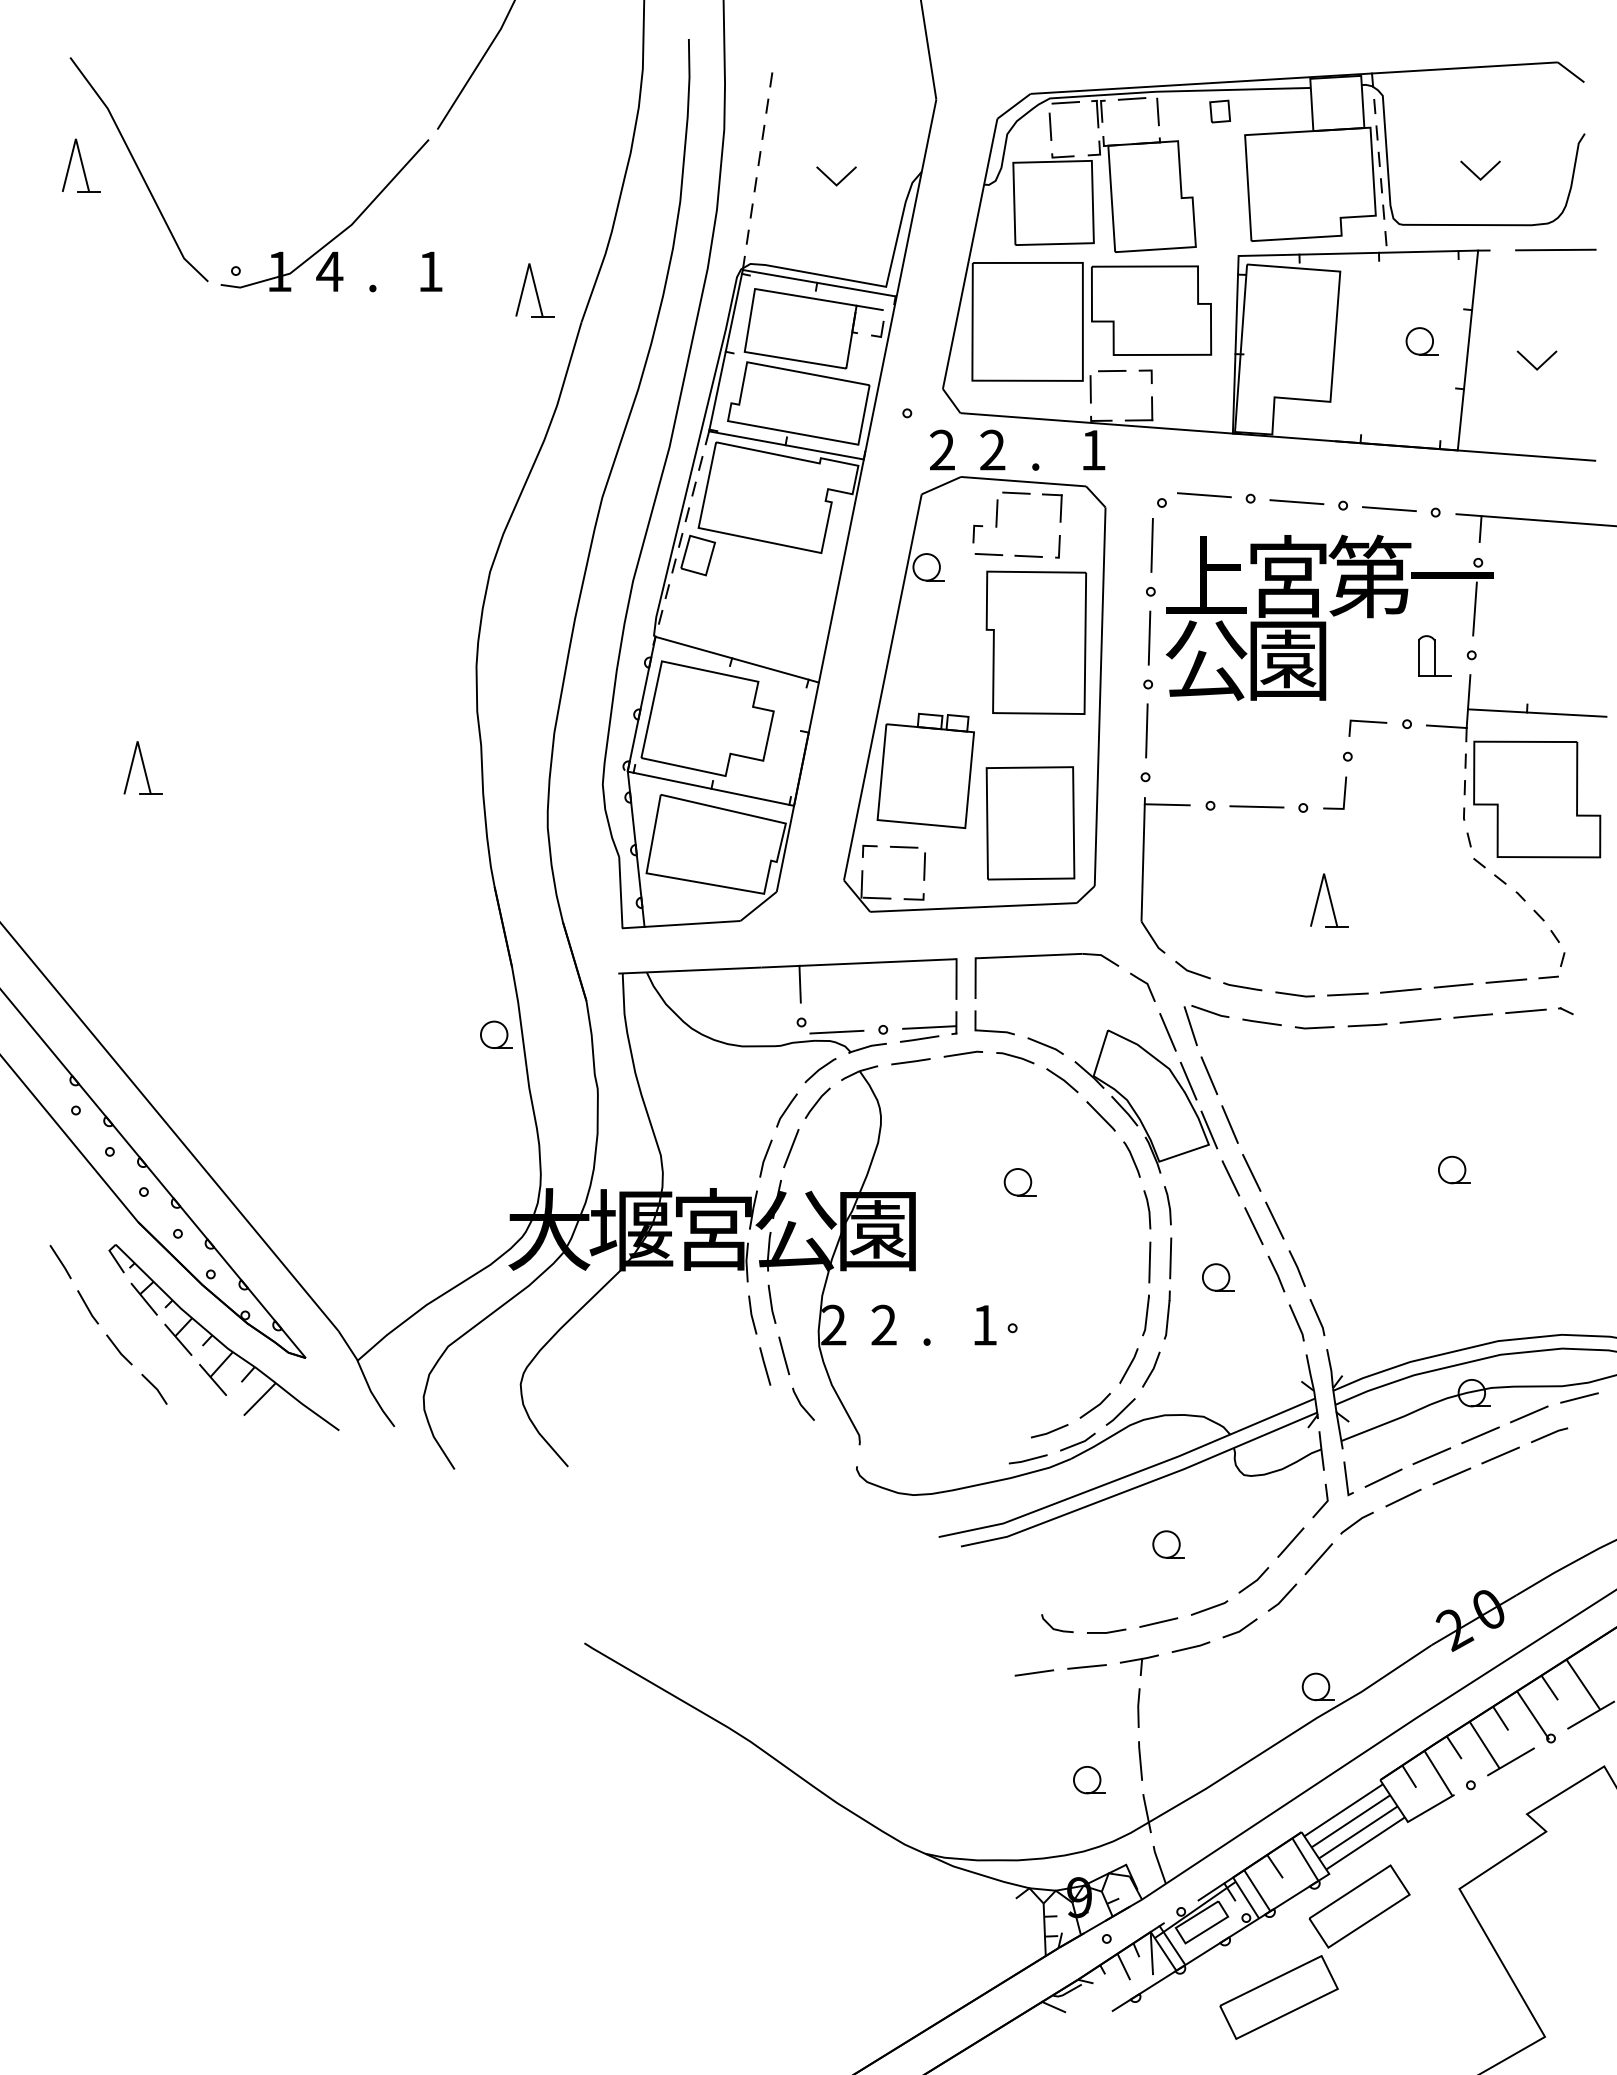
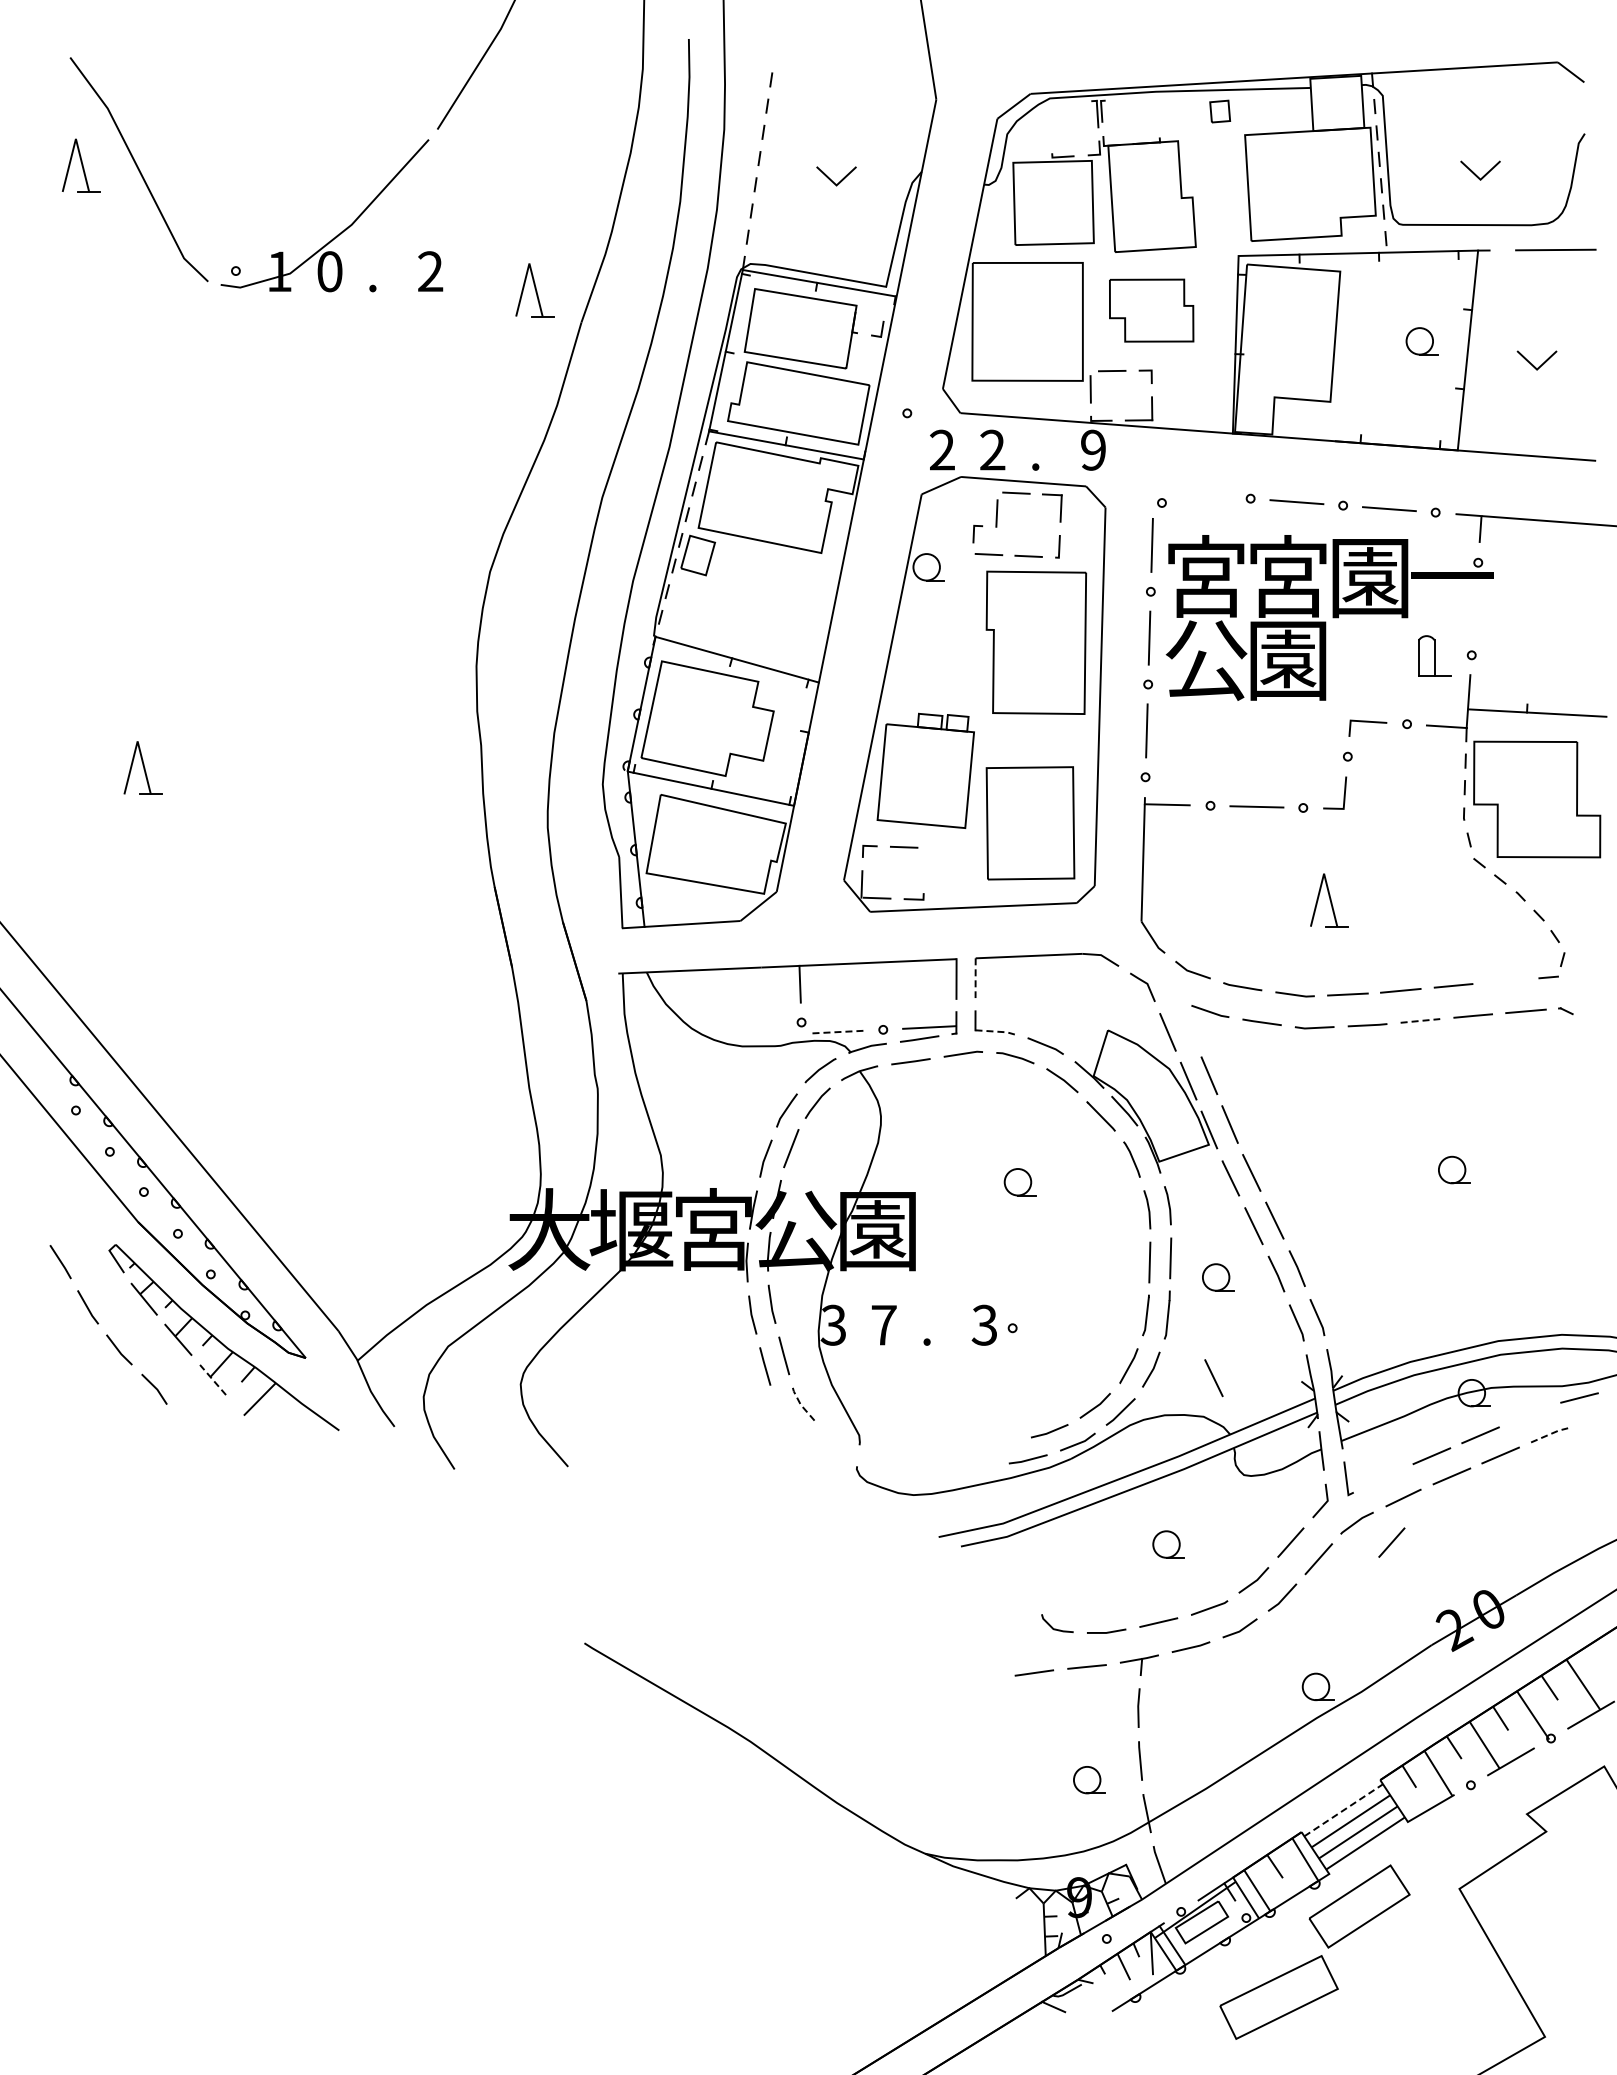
line: present -> none (1131, 98)
line: present -> none (1065, 102)
line: present -> none (1157, 111)
line: present -> none (1050, 126)
text: 4 -> 0 (329, 271)
text: 1 -> 2 (430, 271)
line: present -> none (869, 307)
part size: 122x91 px -> 86x65 px (1151, 310)
text: 1 -> 9 (1093, 449)
line: present -> none (1203, 495)
text: 上 -> 宮 (1206, 576)
text: 第 -> 園 (1369, 576)
line: present -> none (1474, 608)
line: present -> none (924, 866)
line: solid -> dashed (975, 978)
line: present -> none (1506, 980)
line: solid -> dashed (1420, 1020)
line: present -> none (1190, 1026)
line: solid -> dashed (996, 1031)
line: solid -> dashed (836, 1032)
part: present -> none (496, 1034)
text: 2 -> 7 (883, 1324)
text: 1 -> 3 (983, 1324)
text: 2 -> 3 (833, 1325)
line: none -> present (1213, 1378)
line: solid -> dashed (213, 1379)
line: solid -> dashed (800, 1404)
line: present -> none (1529, 1414)
line: solid -> dashed (1550, 1434)
line: present -> none (1383, 1477)
line: none -> present (1391, 1542)
line: solid -> dashed (1344, 1810)
